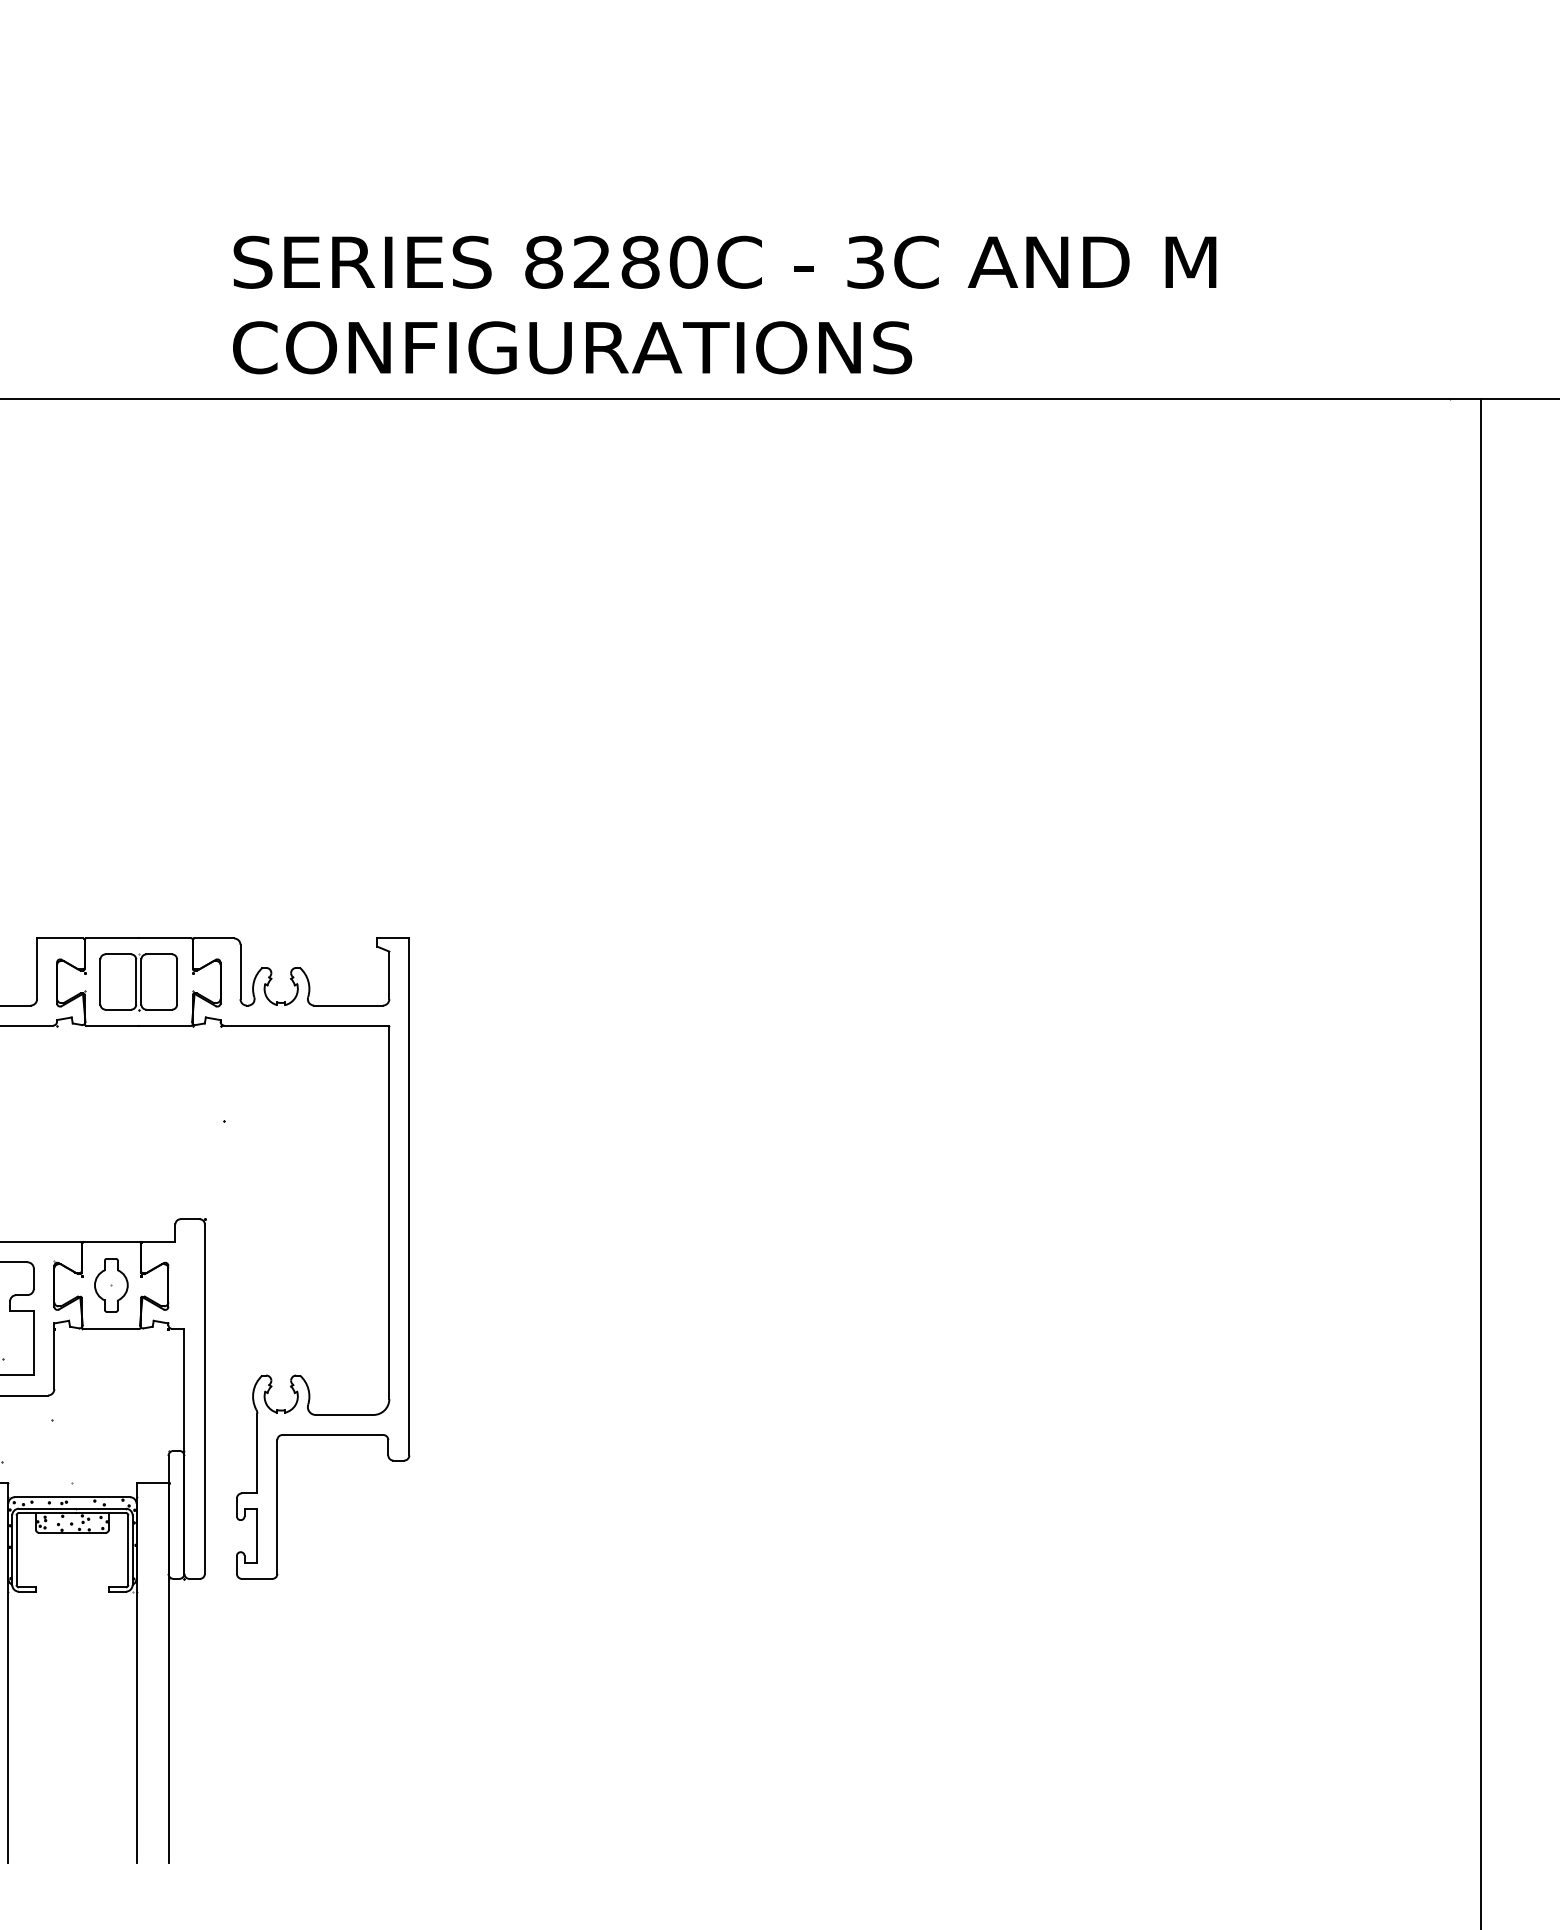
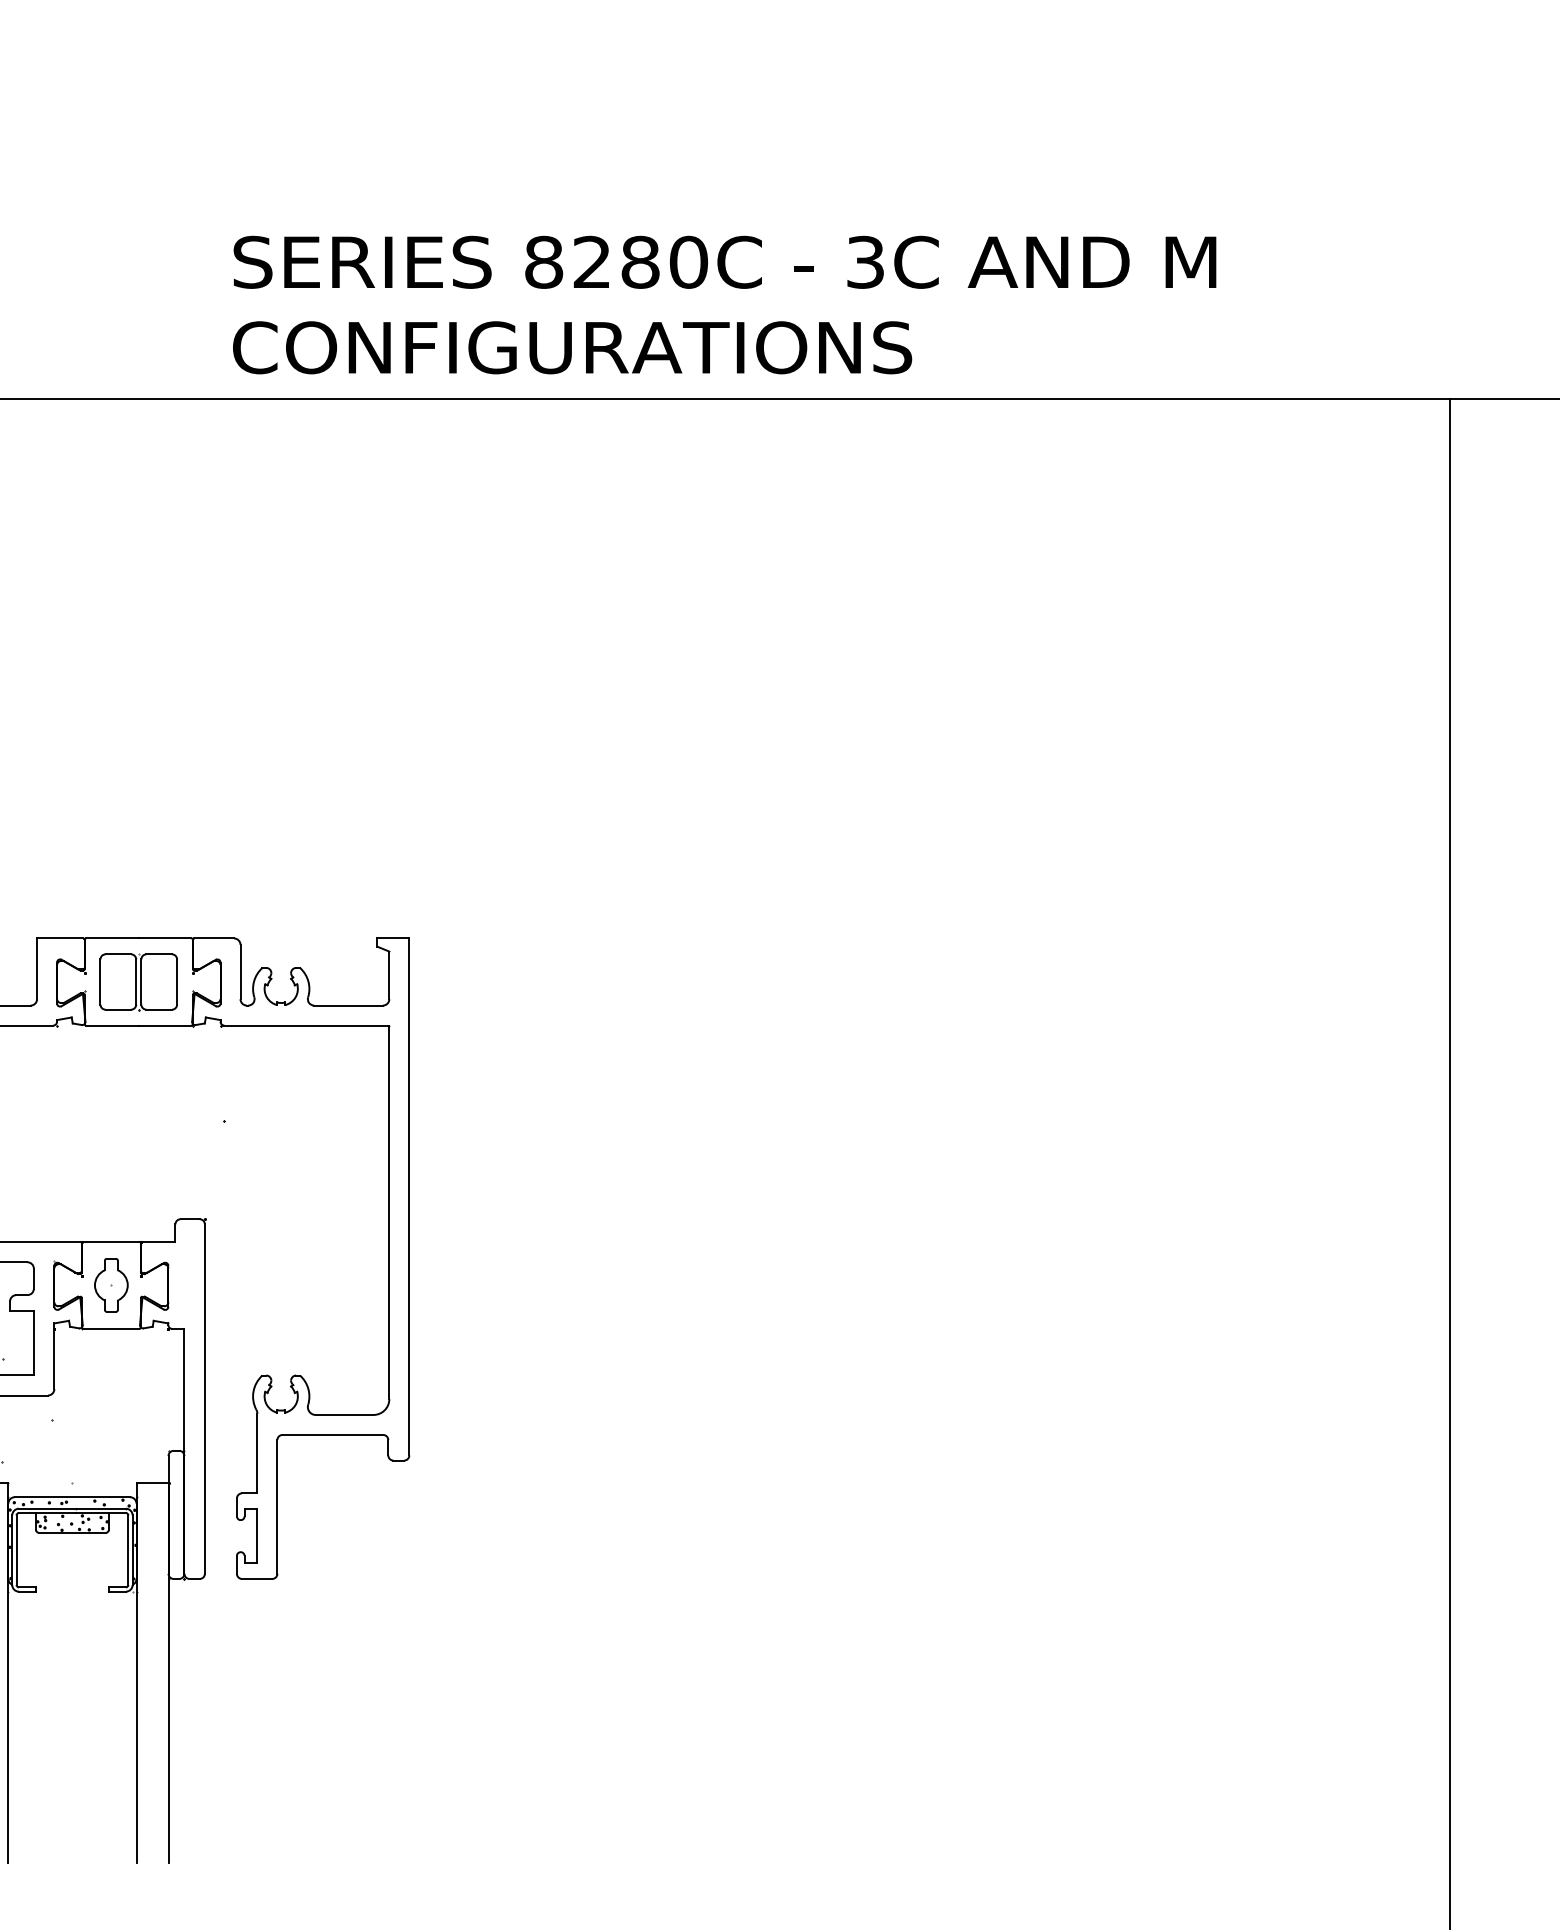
line position: (1481, 1162) -> (1450, 1162) (1450, 1162)
